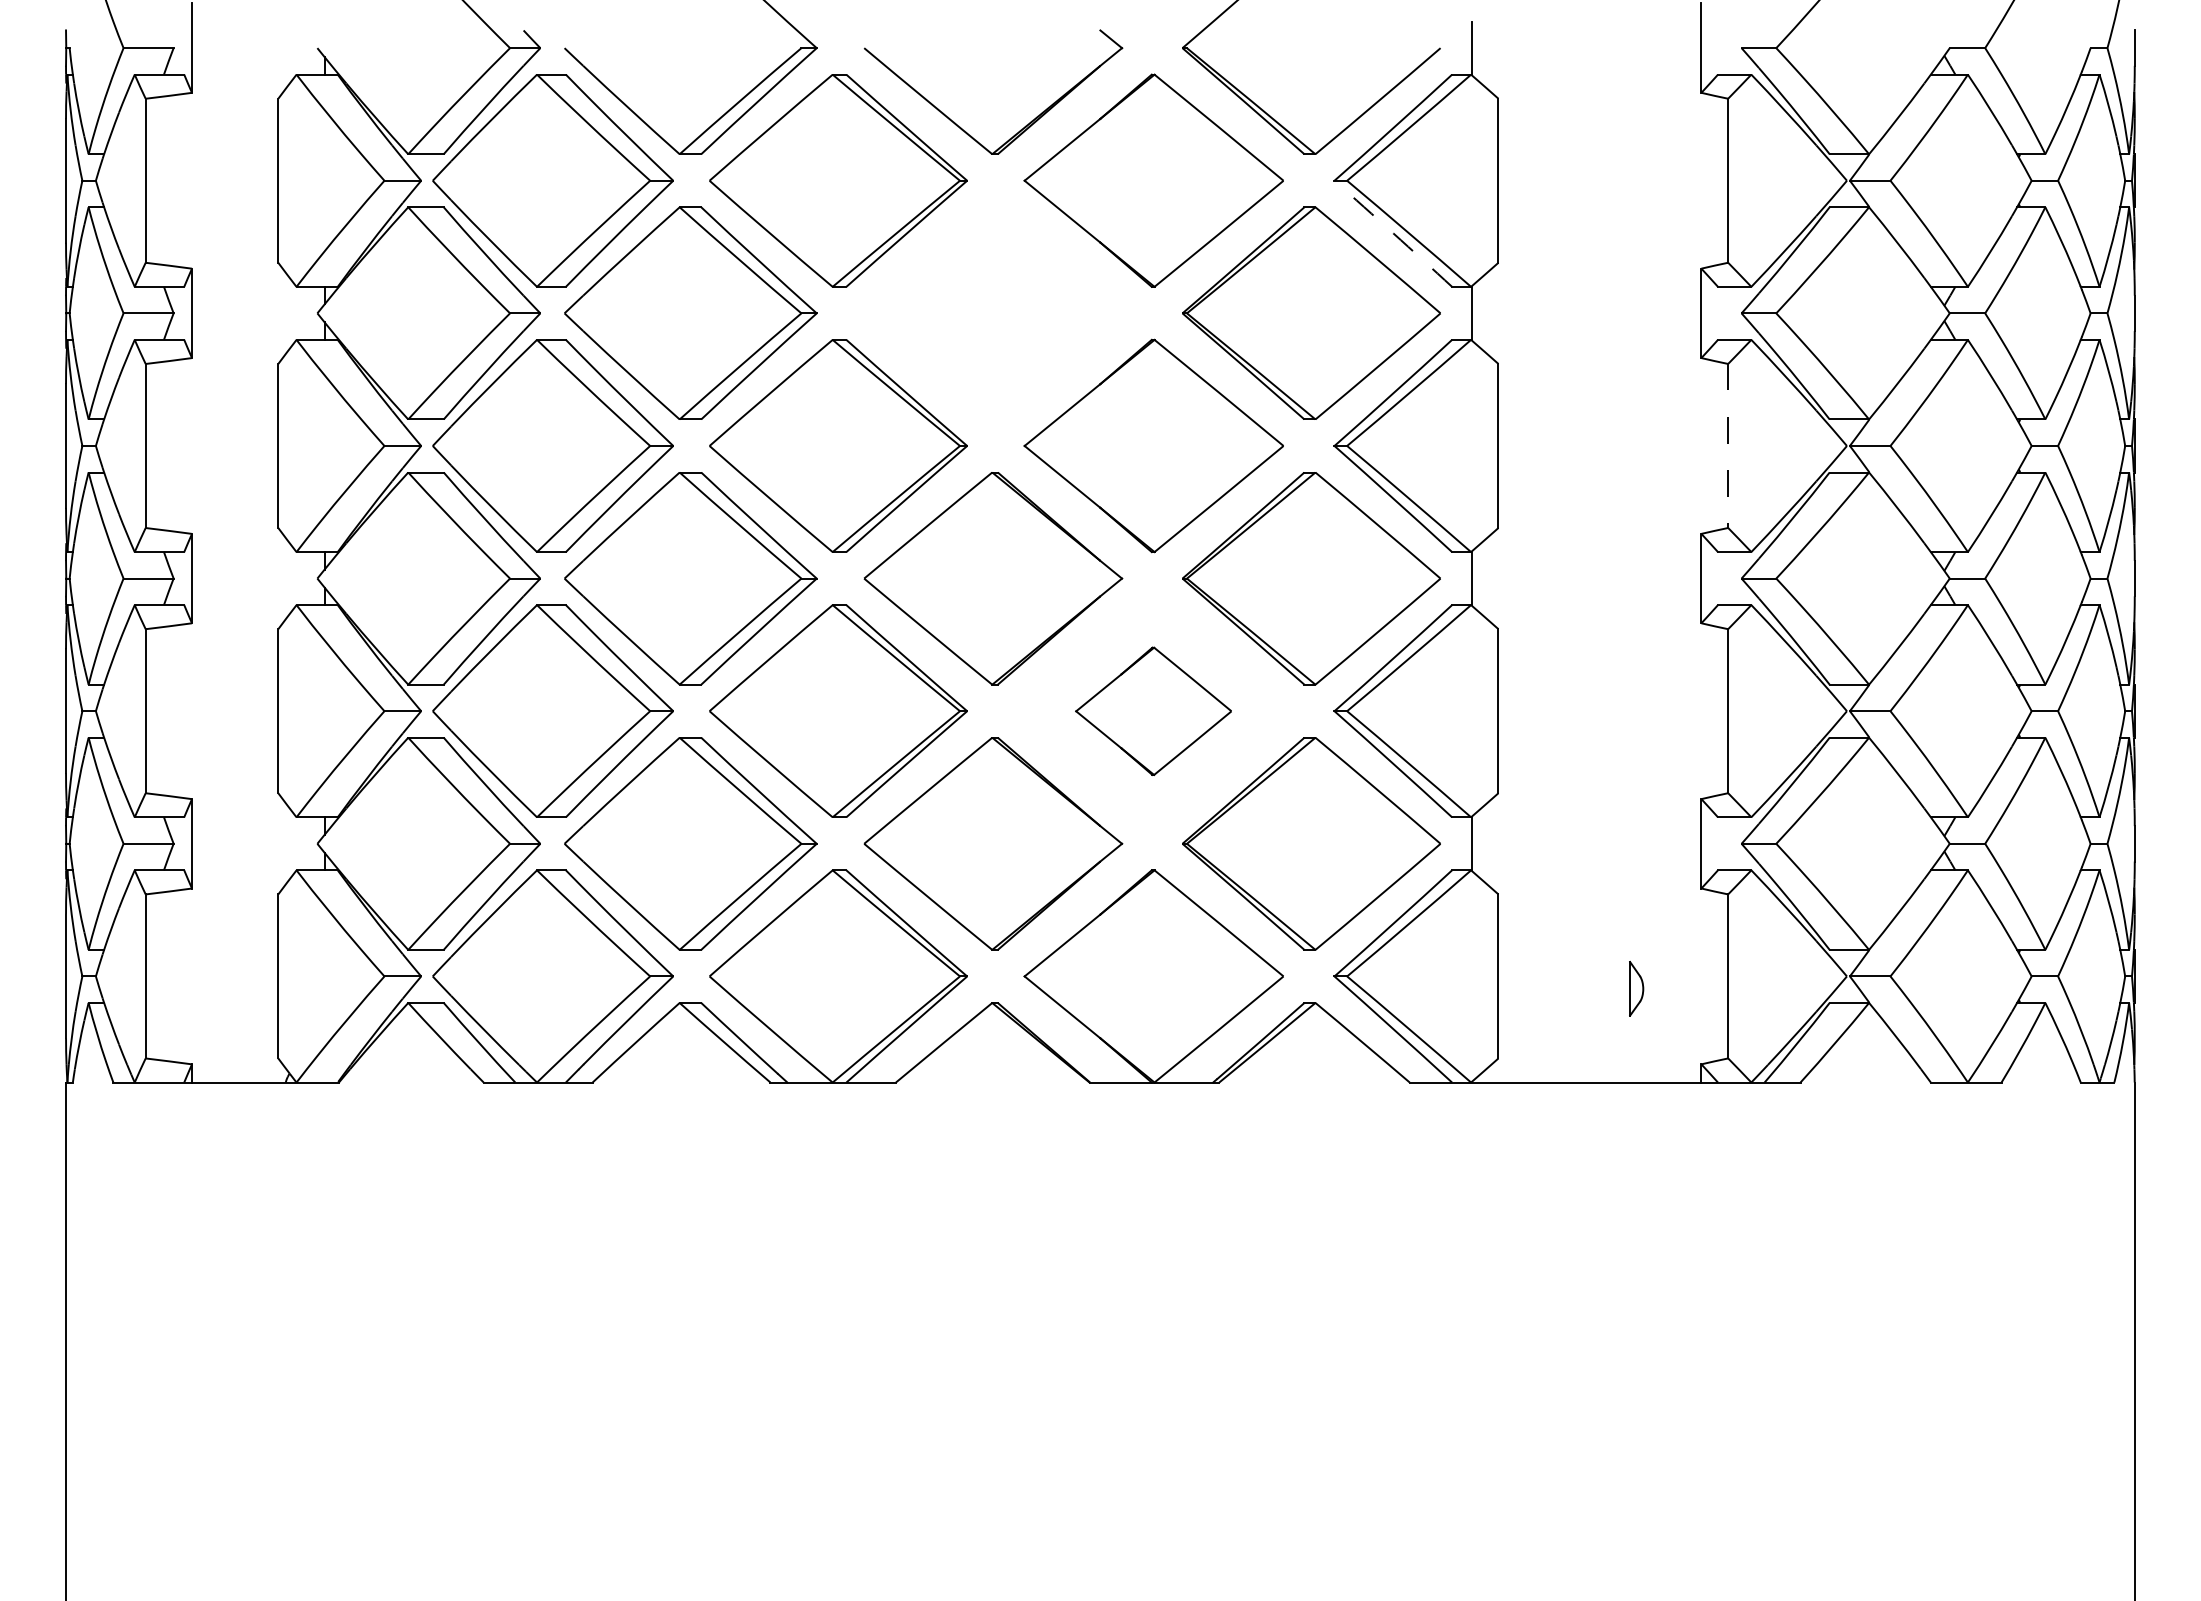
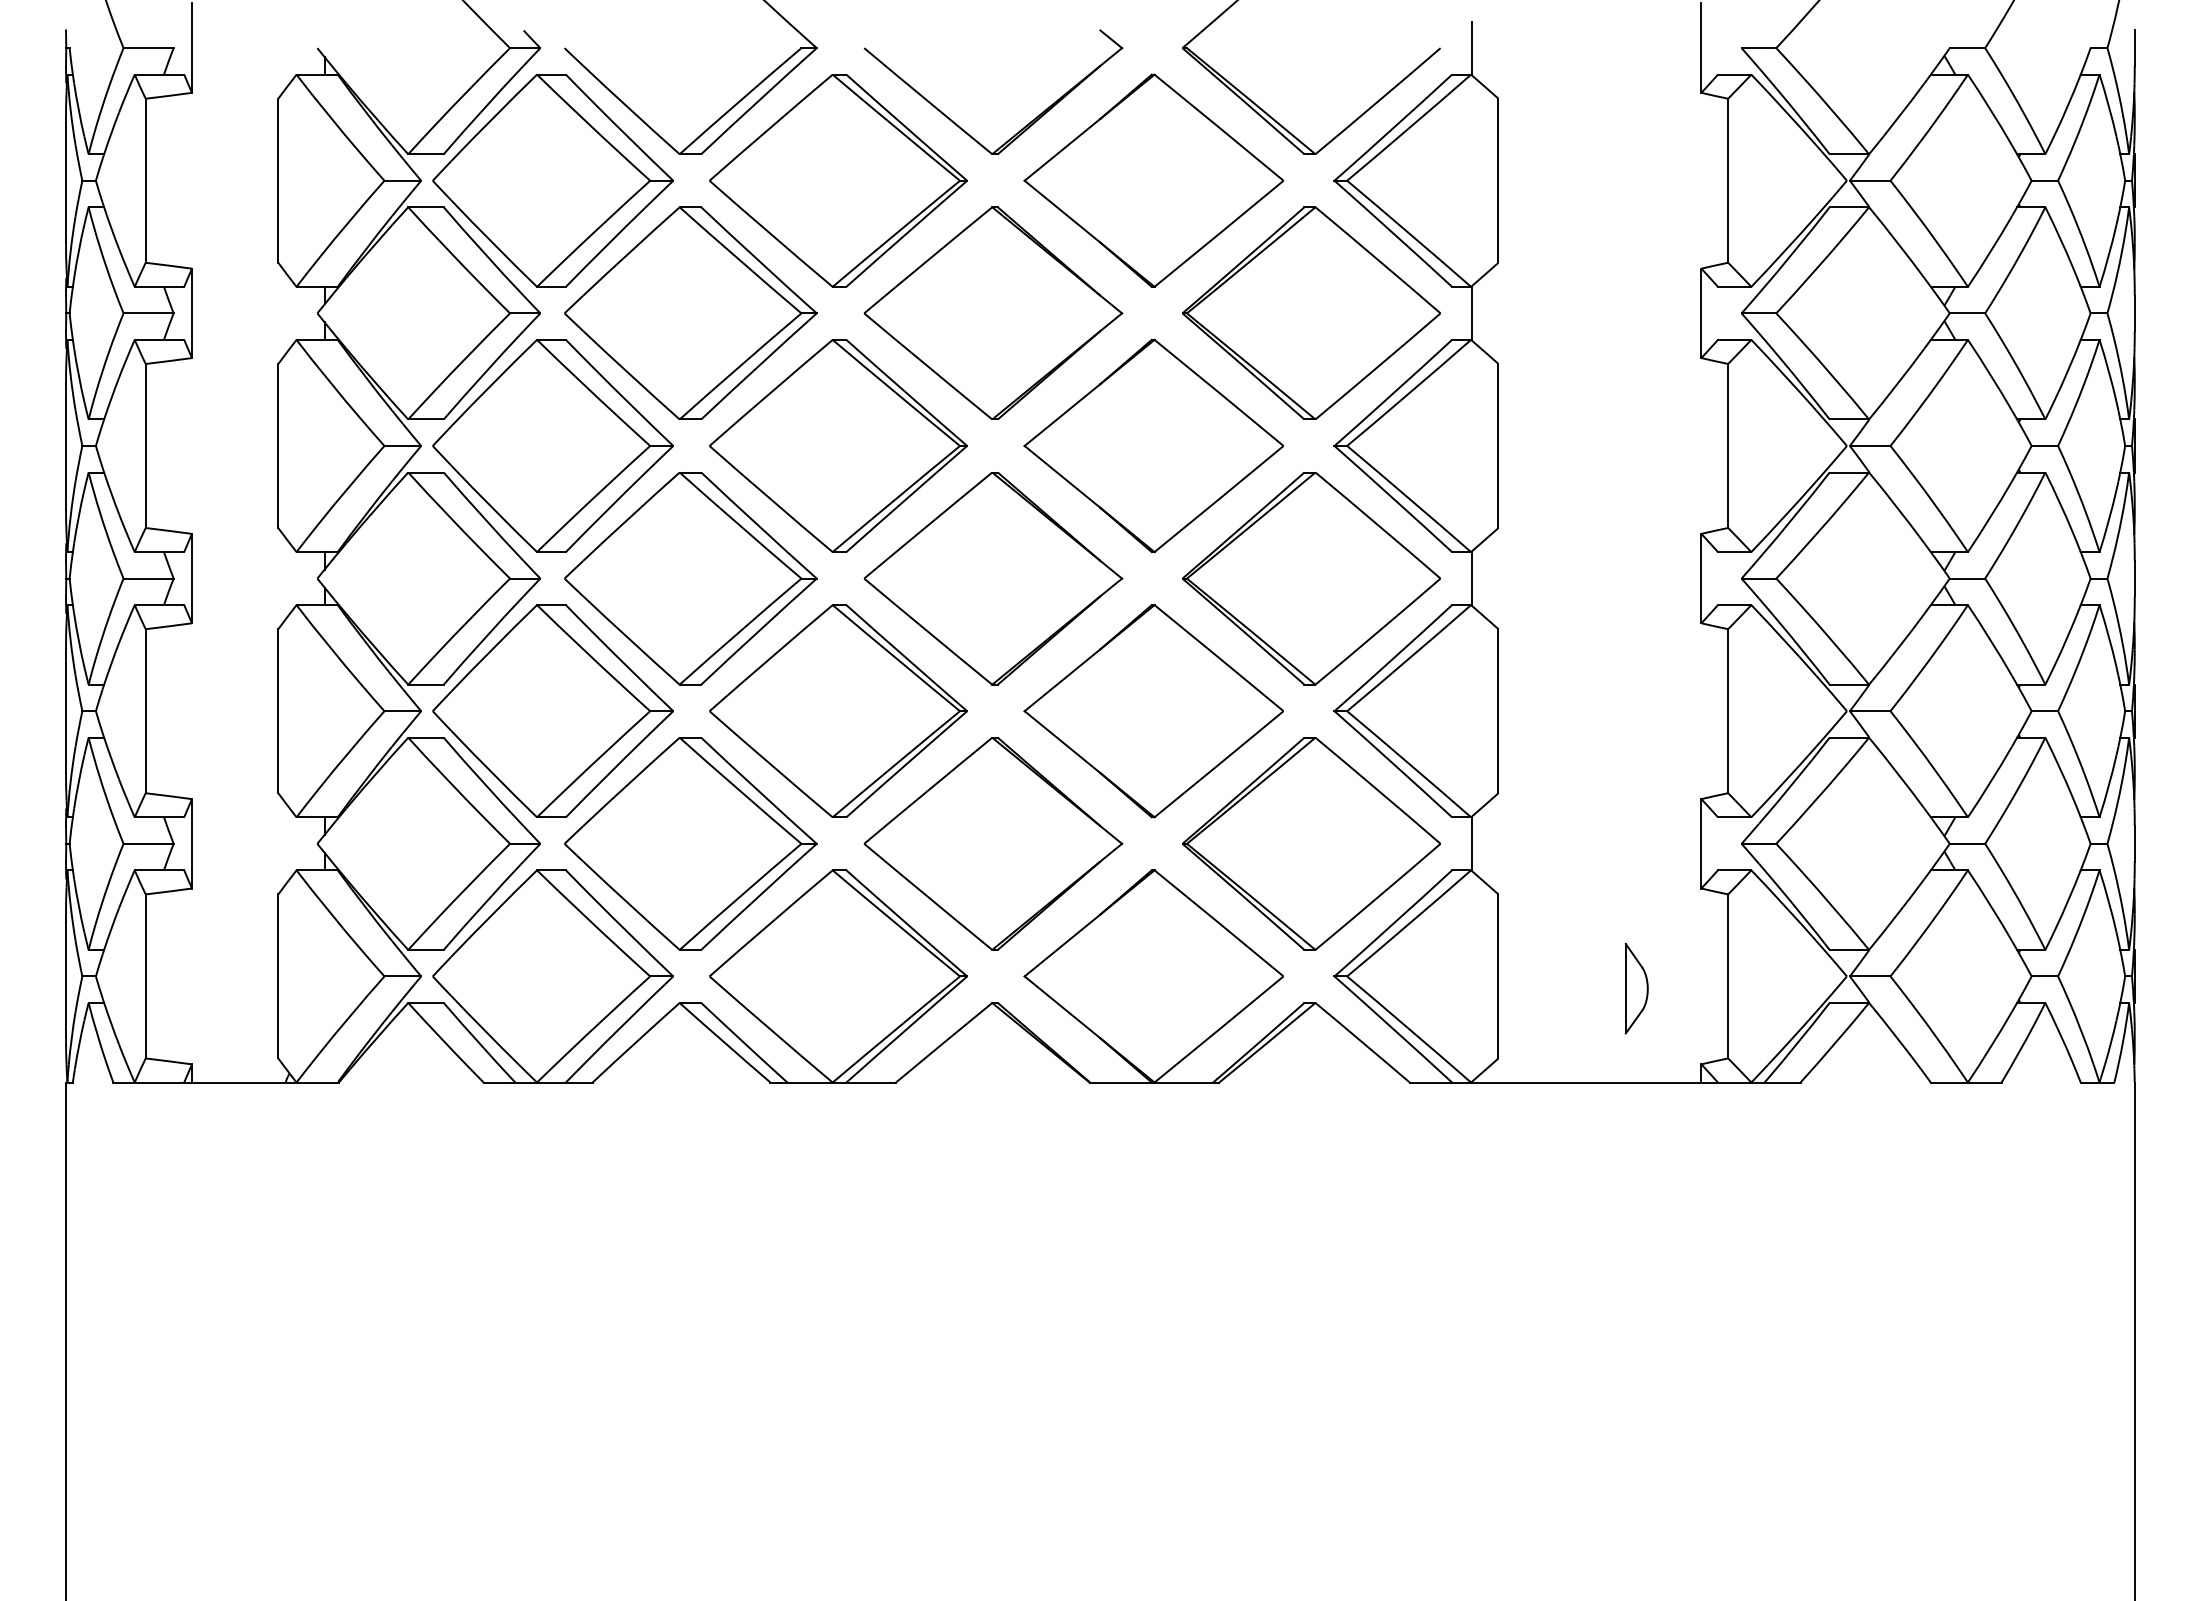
arc: dashed -> solid (1393, 233)
part: none -> present (993, 312)
line: dashed -> solid (1728, 446)
part size: 157x130 px -> 261x215 px (1153, 711)
part size: 16x56 px -> 25x92 px (1636, 988)
